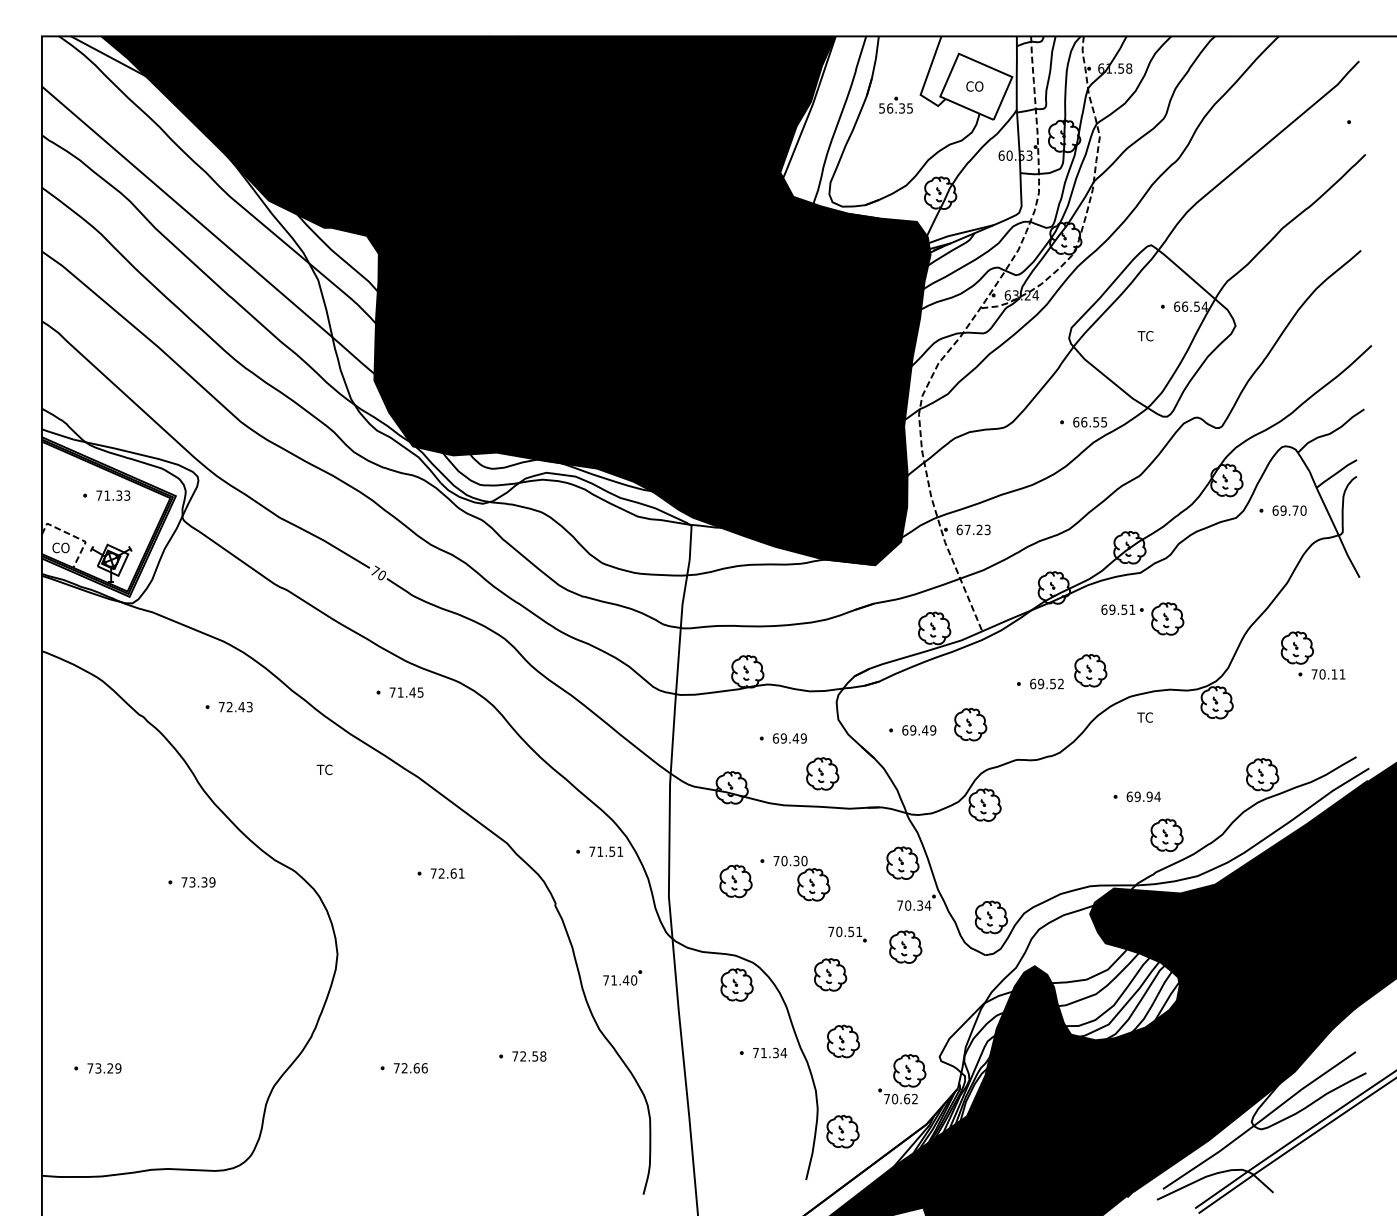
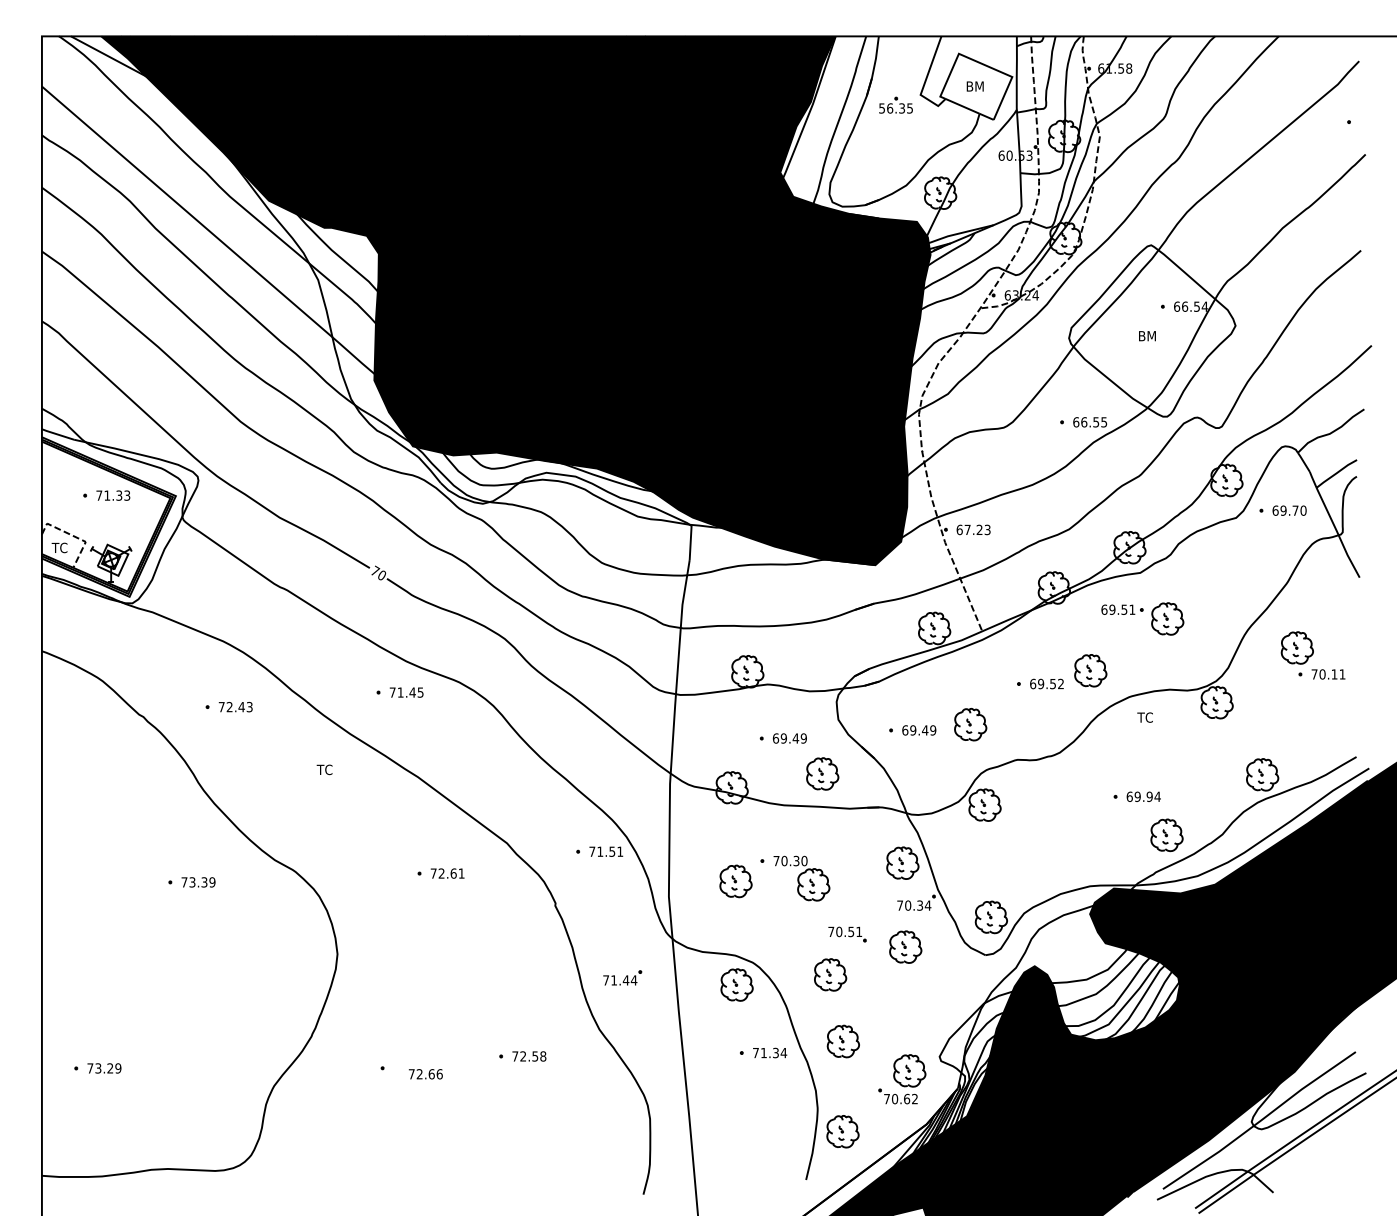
text: CO -> BM (974, 86)
text: TC -> BM (1146, 336)
text: CO -> TC (60, 547)
text: 71.40 -> 71.44 (633, 980)
text position: (410, 1068) -> (425, 1074) (425, 1074)
